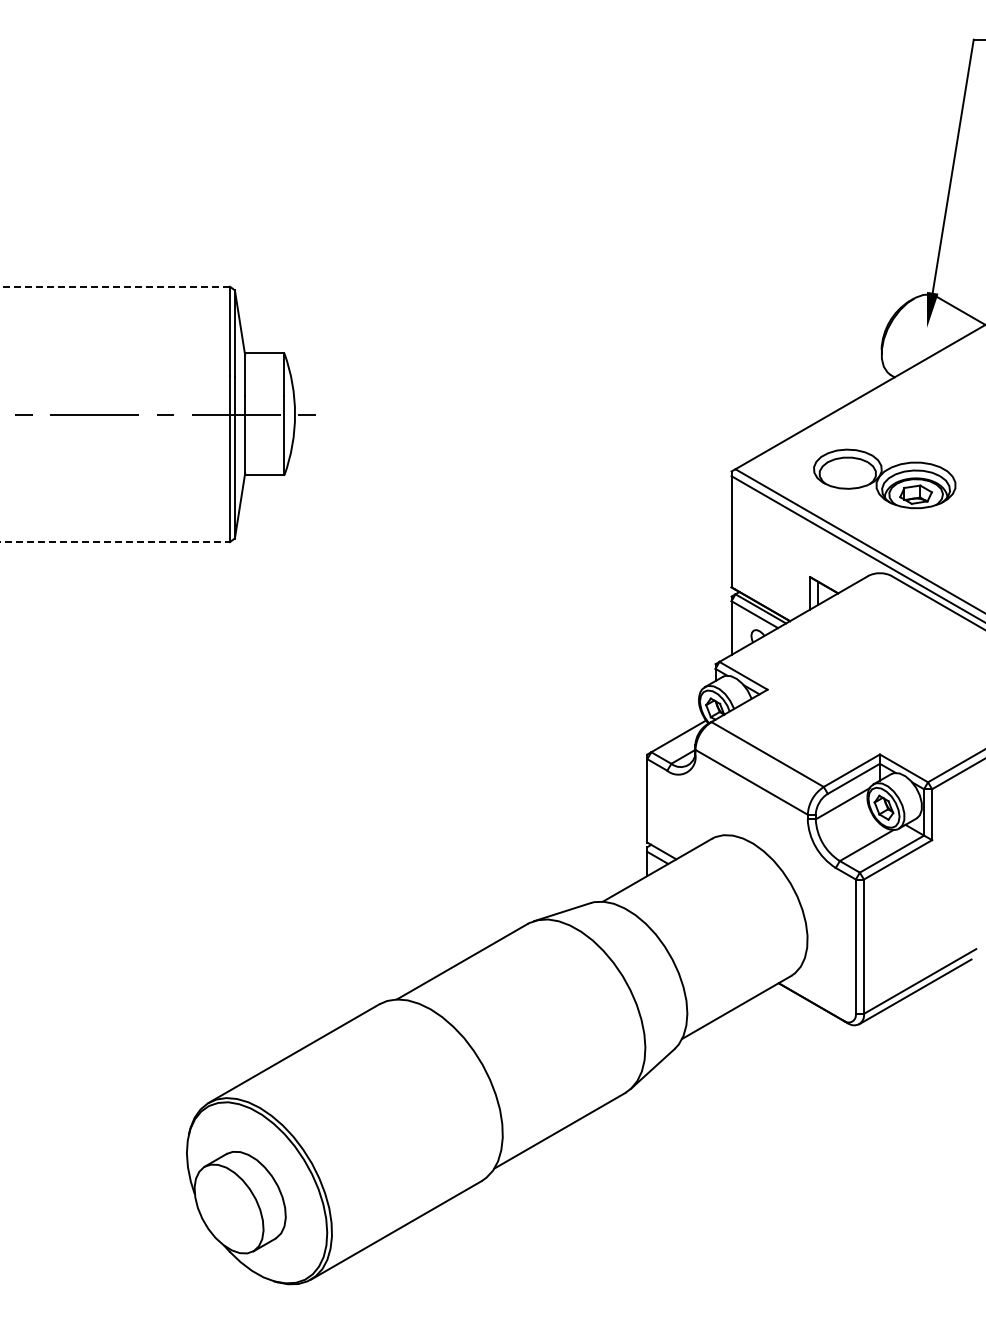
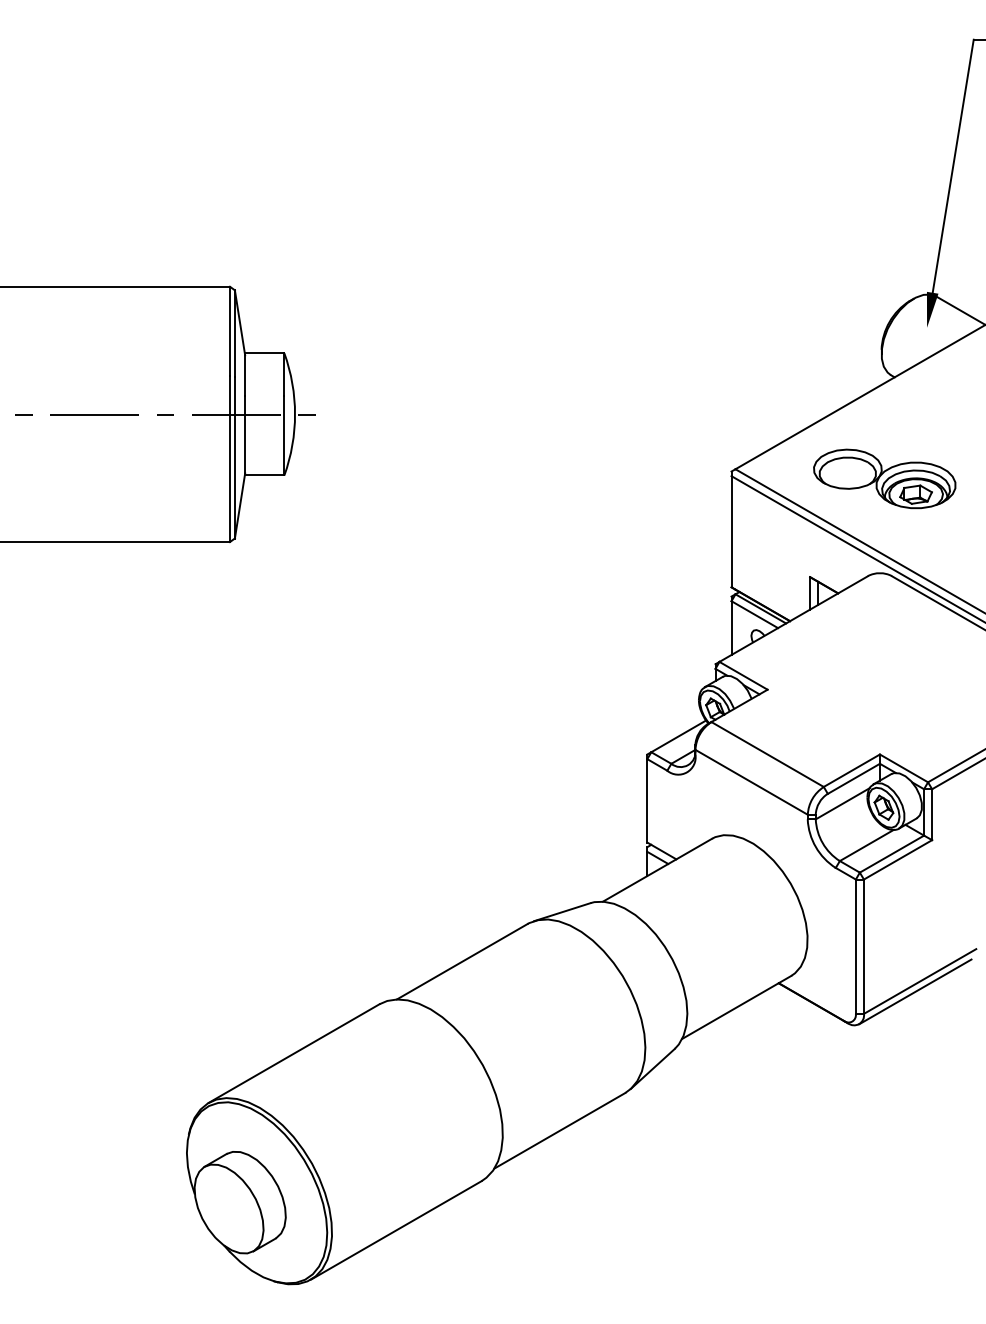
line: dashed -> solid (115, 286)
line: dashed -> solid (115, 542)
